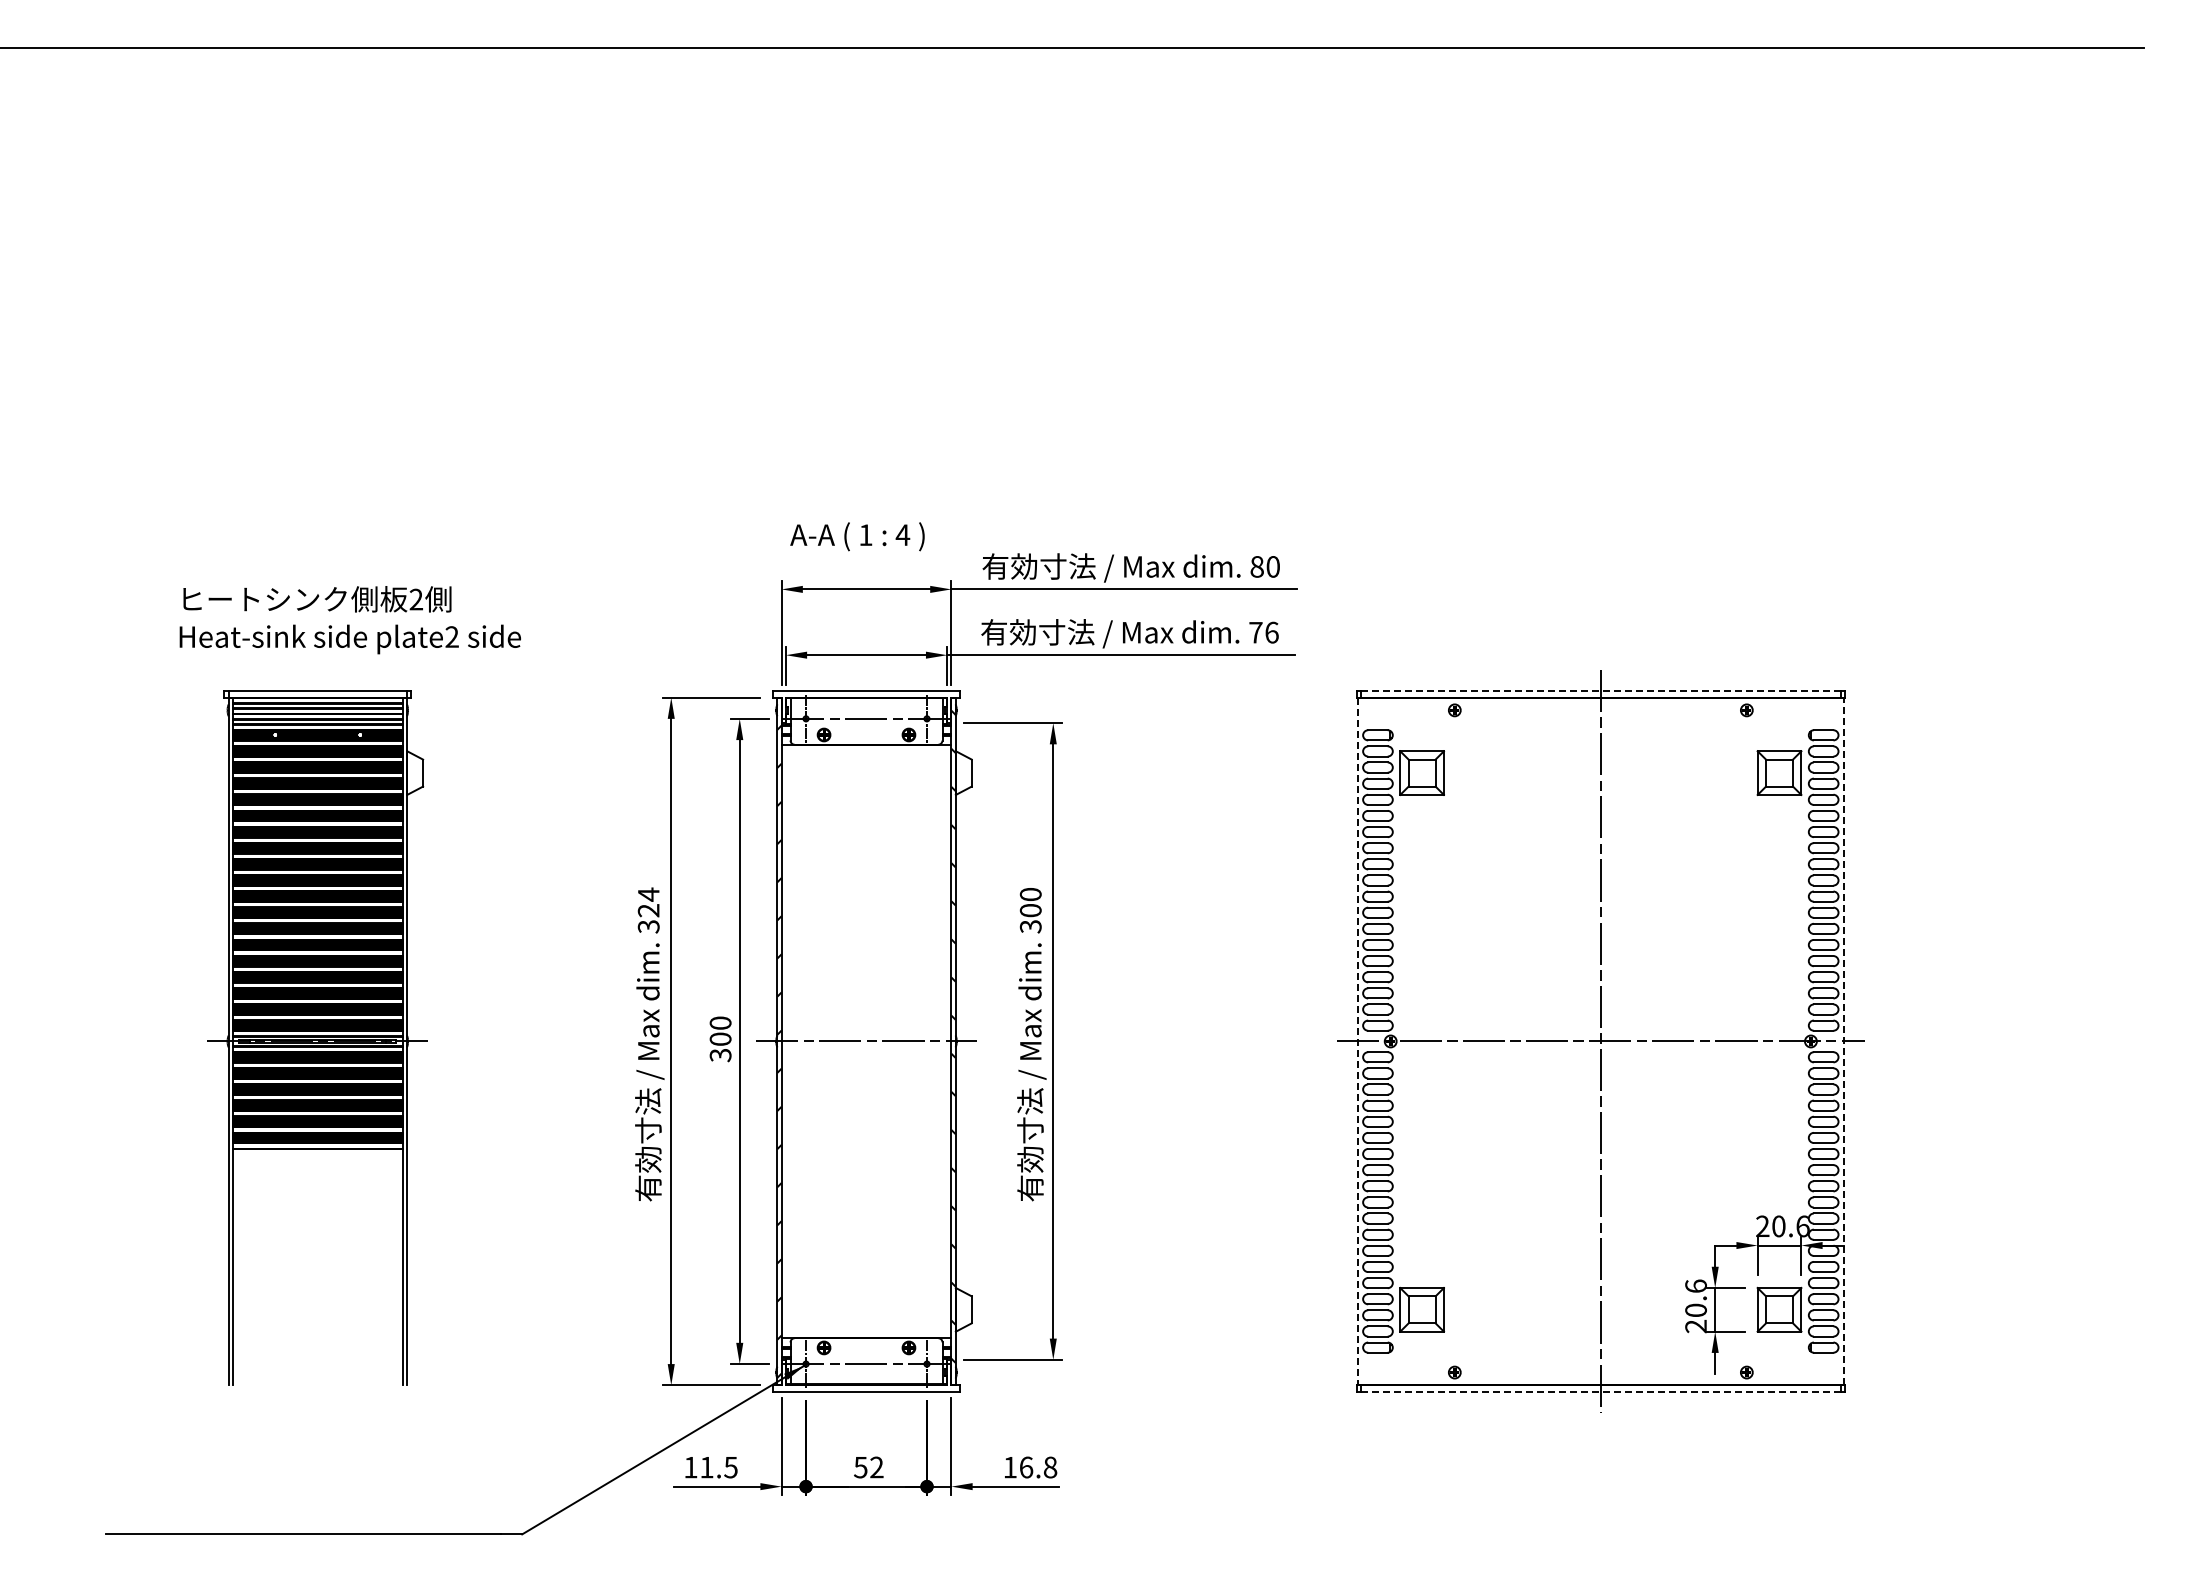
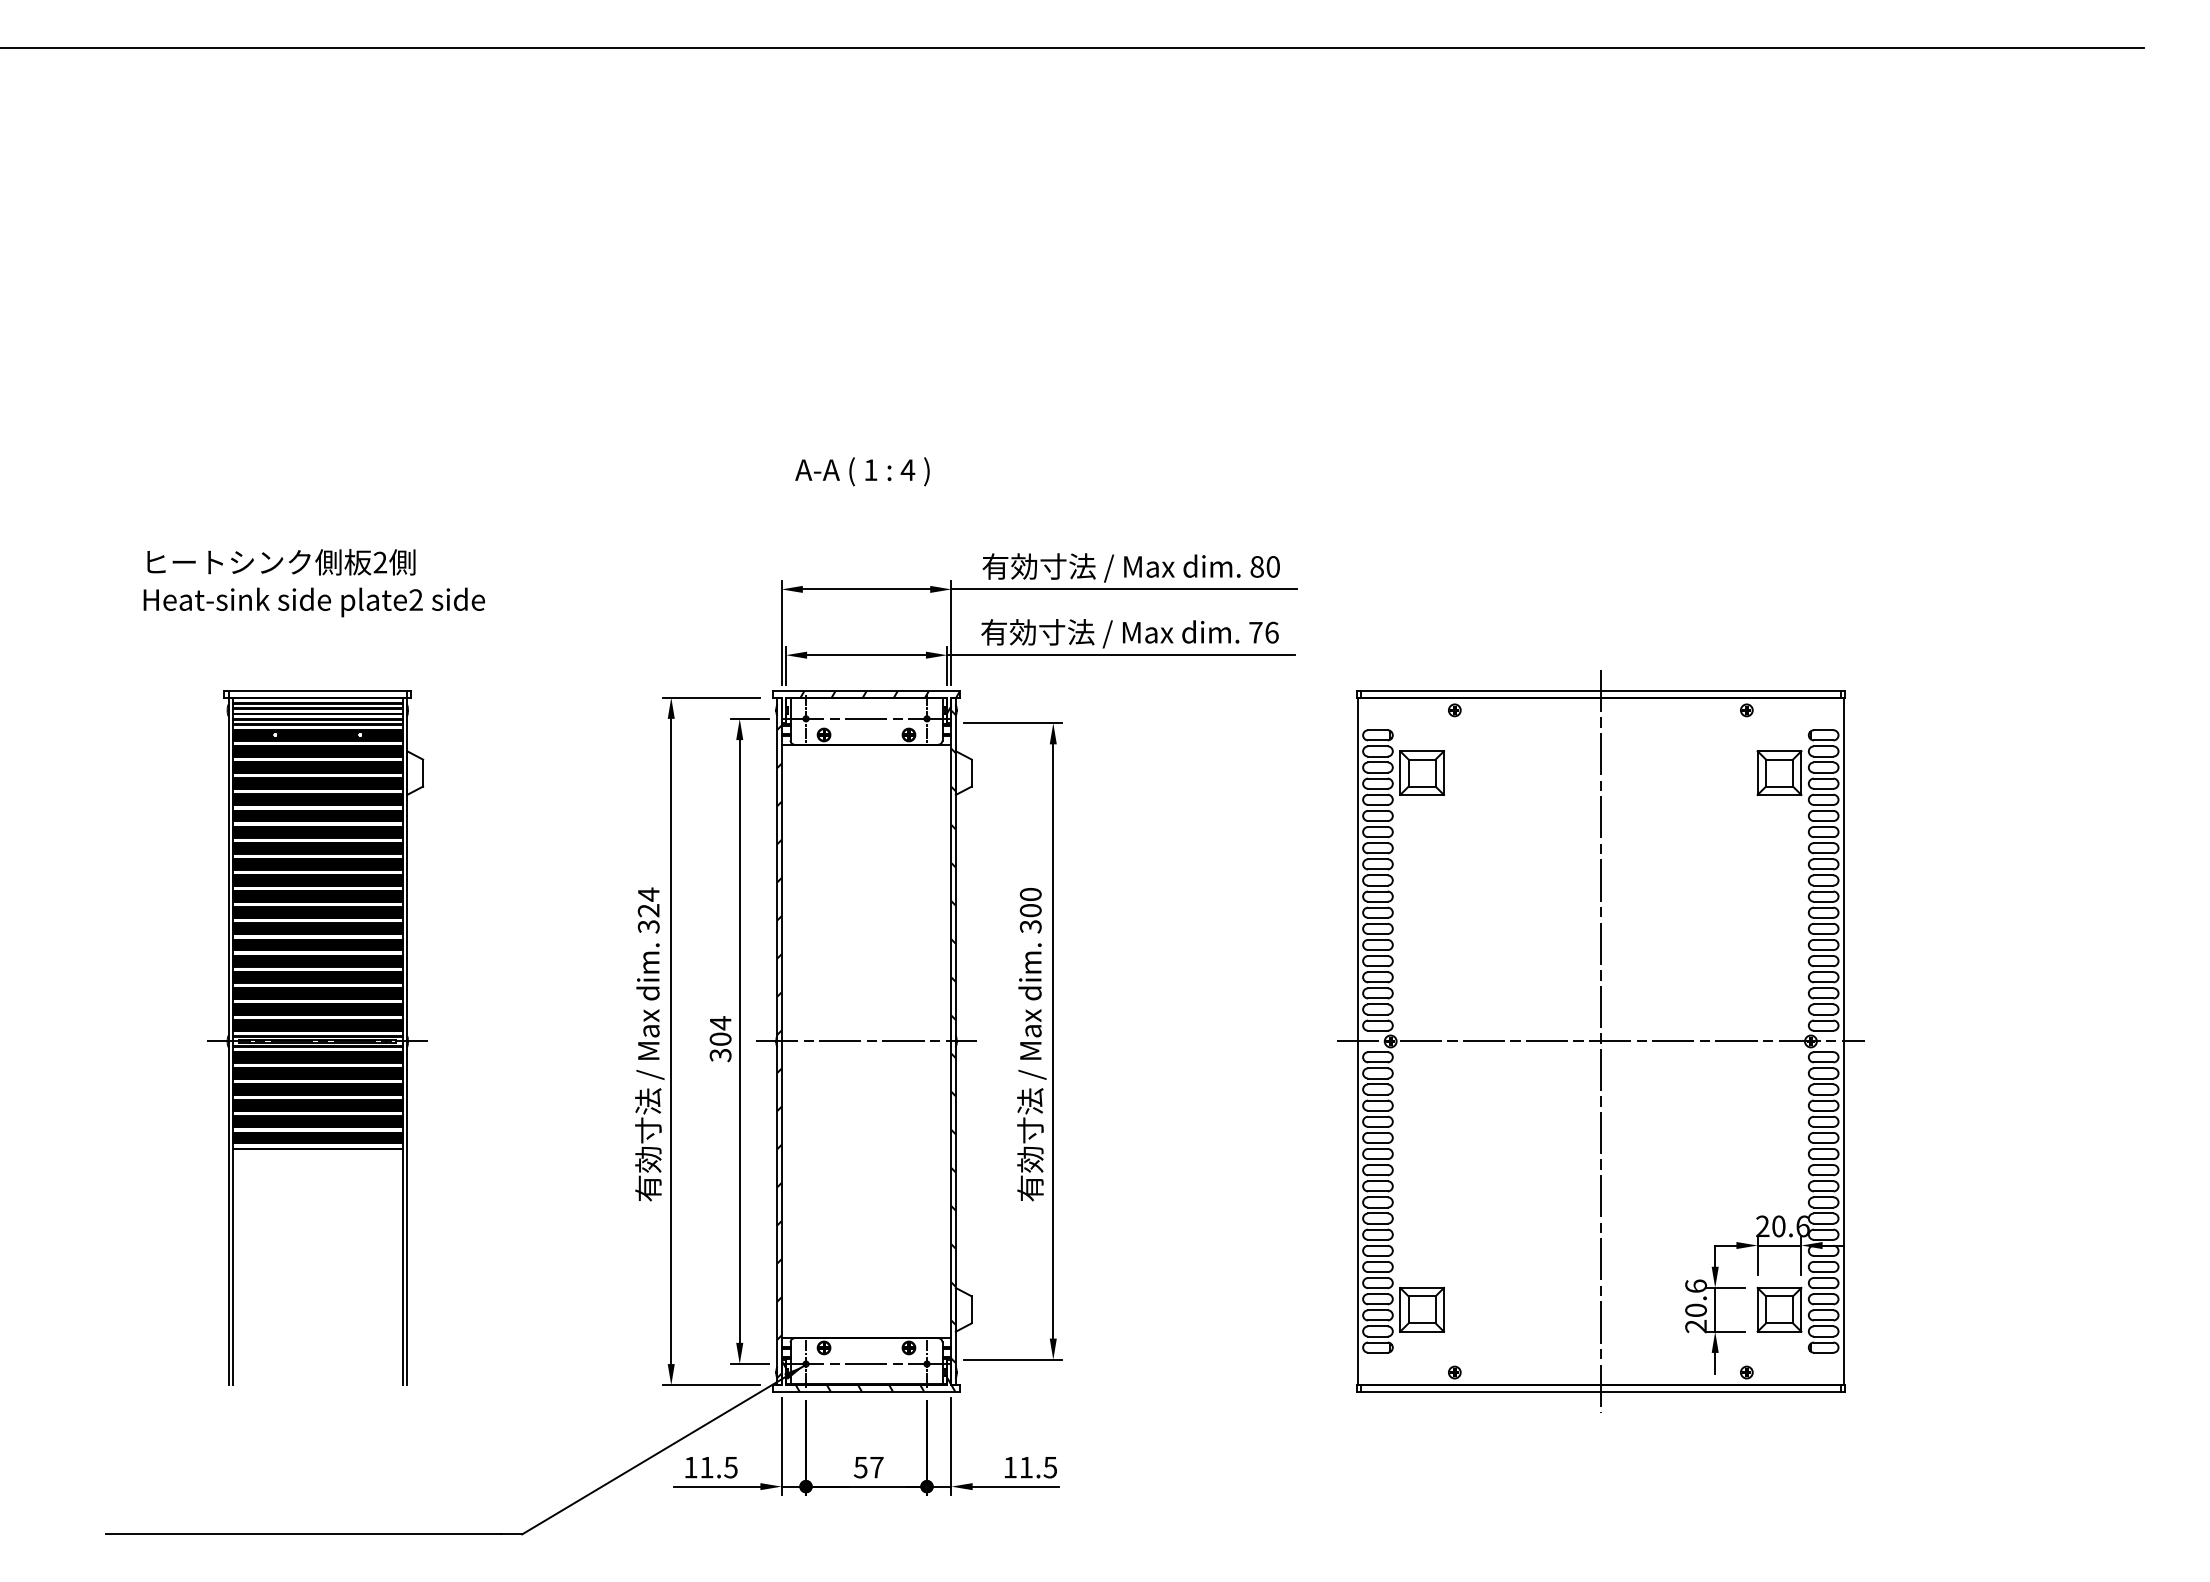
text position: (857, 536) -> (862, 471) (862, 471)
text position: (349, 620) -> (313, 583) (313, 583)
line: dashed -> solid (1600, 691)
hatch: none -> present (866, 702)
text: 300 -> 304 (720, 1023)
line: dashed -> solid (1843, 1040)
line: dashed -> solid (1357, 1041)
hatch: none -> present (868, 1375)
line: dashed -> solid (1600, 1391)
text: 52 -> 57 (876, 1467)
text: 16.8 -> 11.5 (1038, 1467)
